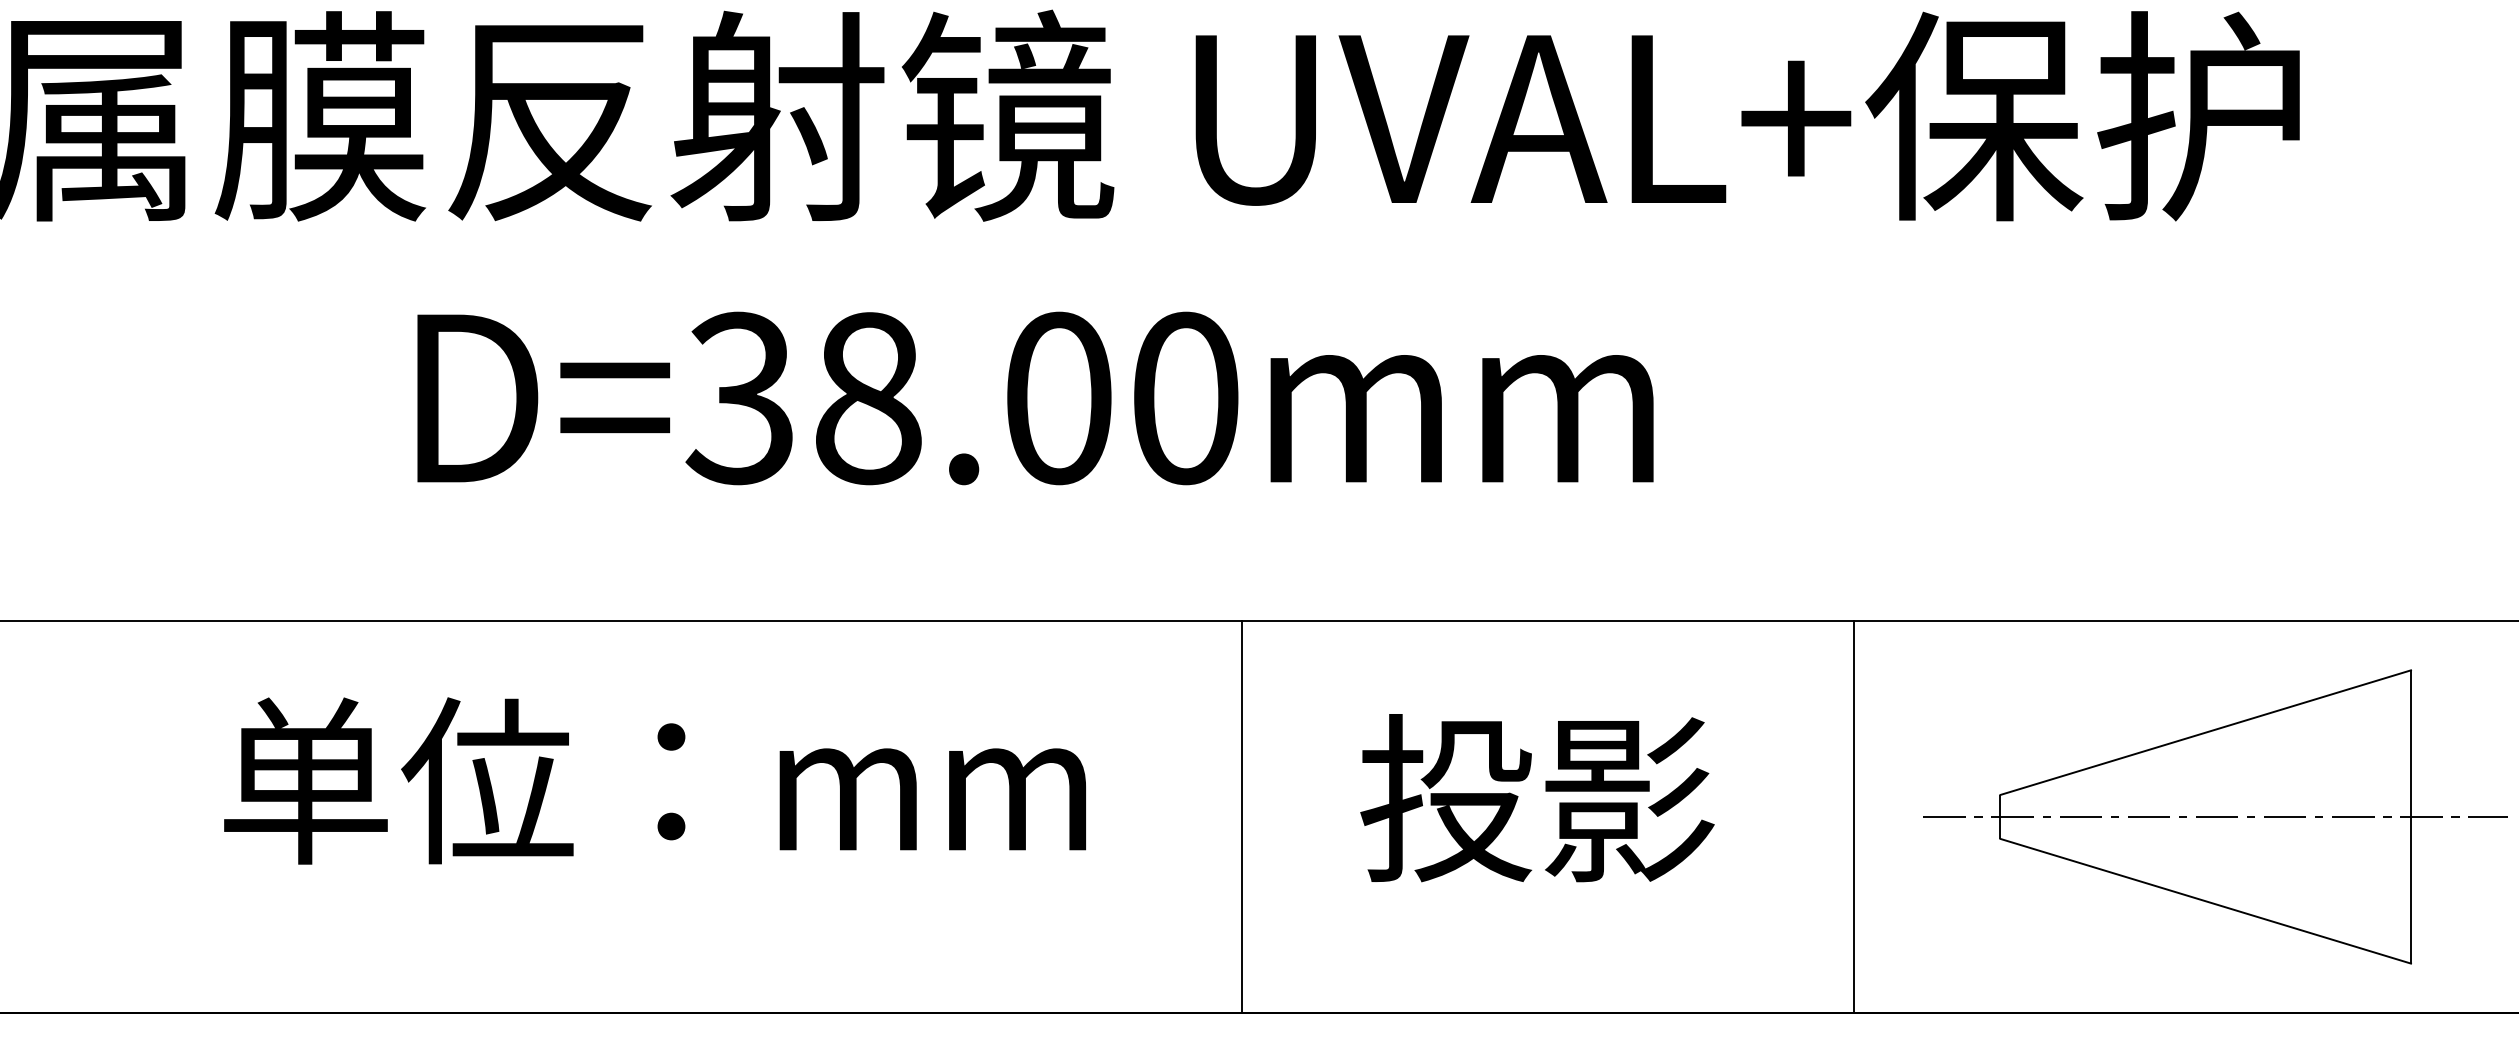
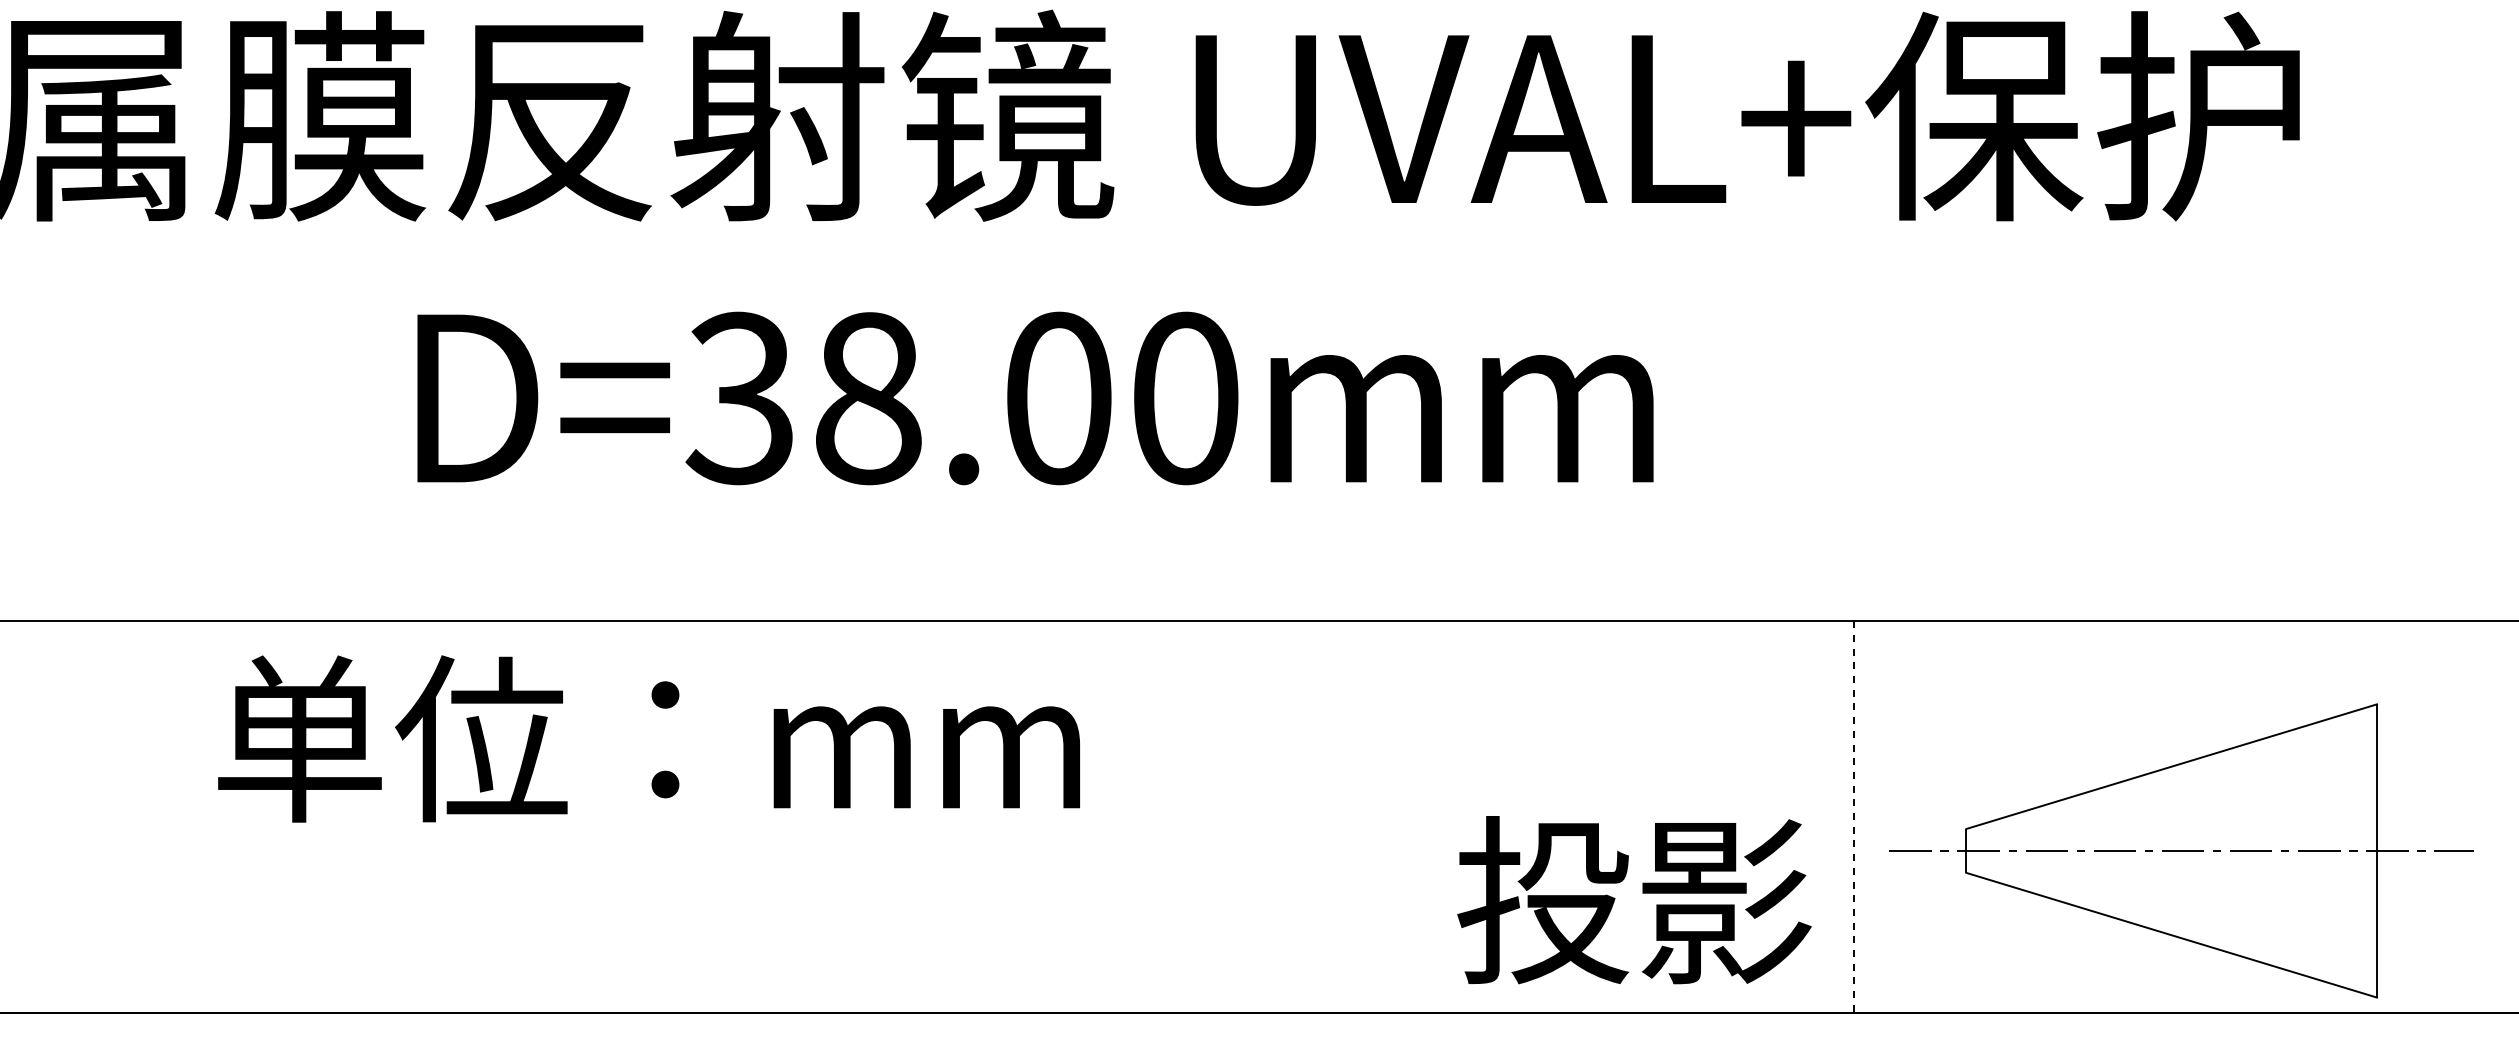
text position: (654, 780) -> (648, 738) (648, 738)
text position: (1537, 798) -> (1634, 900) (1634, 900)
line: present -> none (1241, 816)
line: solid -> dashed (1853, 816)
part position: (2215, 816) -> (2181, 850) (2181, 850)
